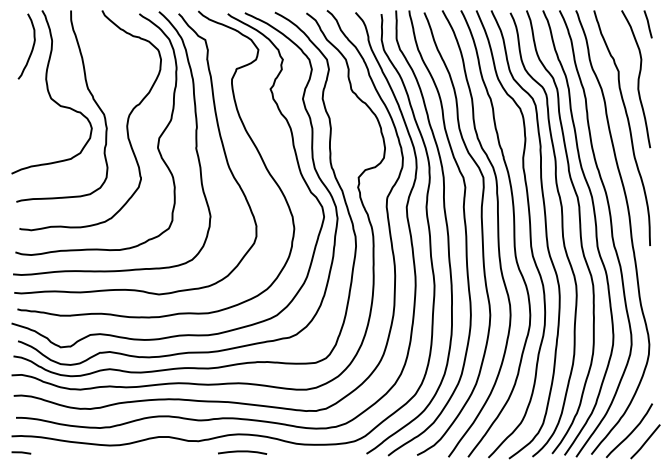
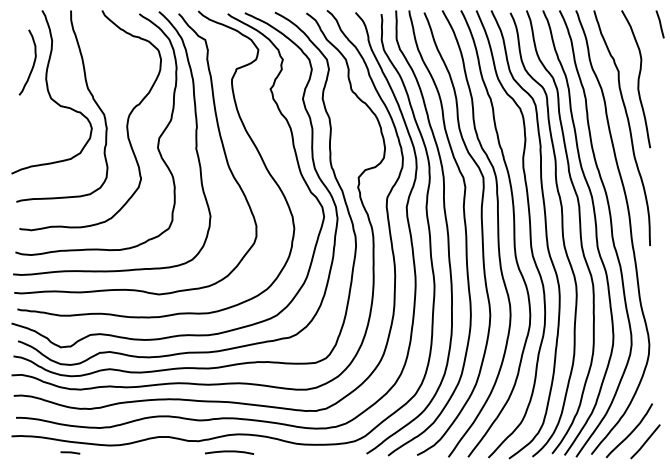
line position: (647, 24) -> (659, 24) (659, 24)
curve position: (31, 49) -> (32, 65) (32, 65)
line position: (21, 452) -> (70, 452) (70, 452)
curve position: (242, 452) -> (229, 452) (229, 452)
